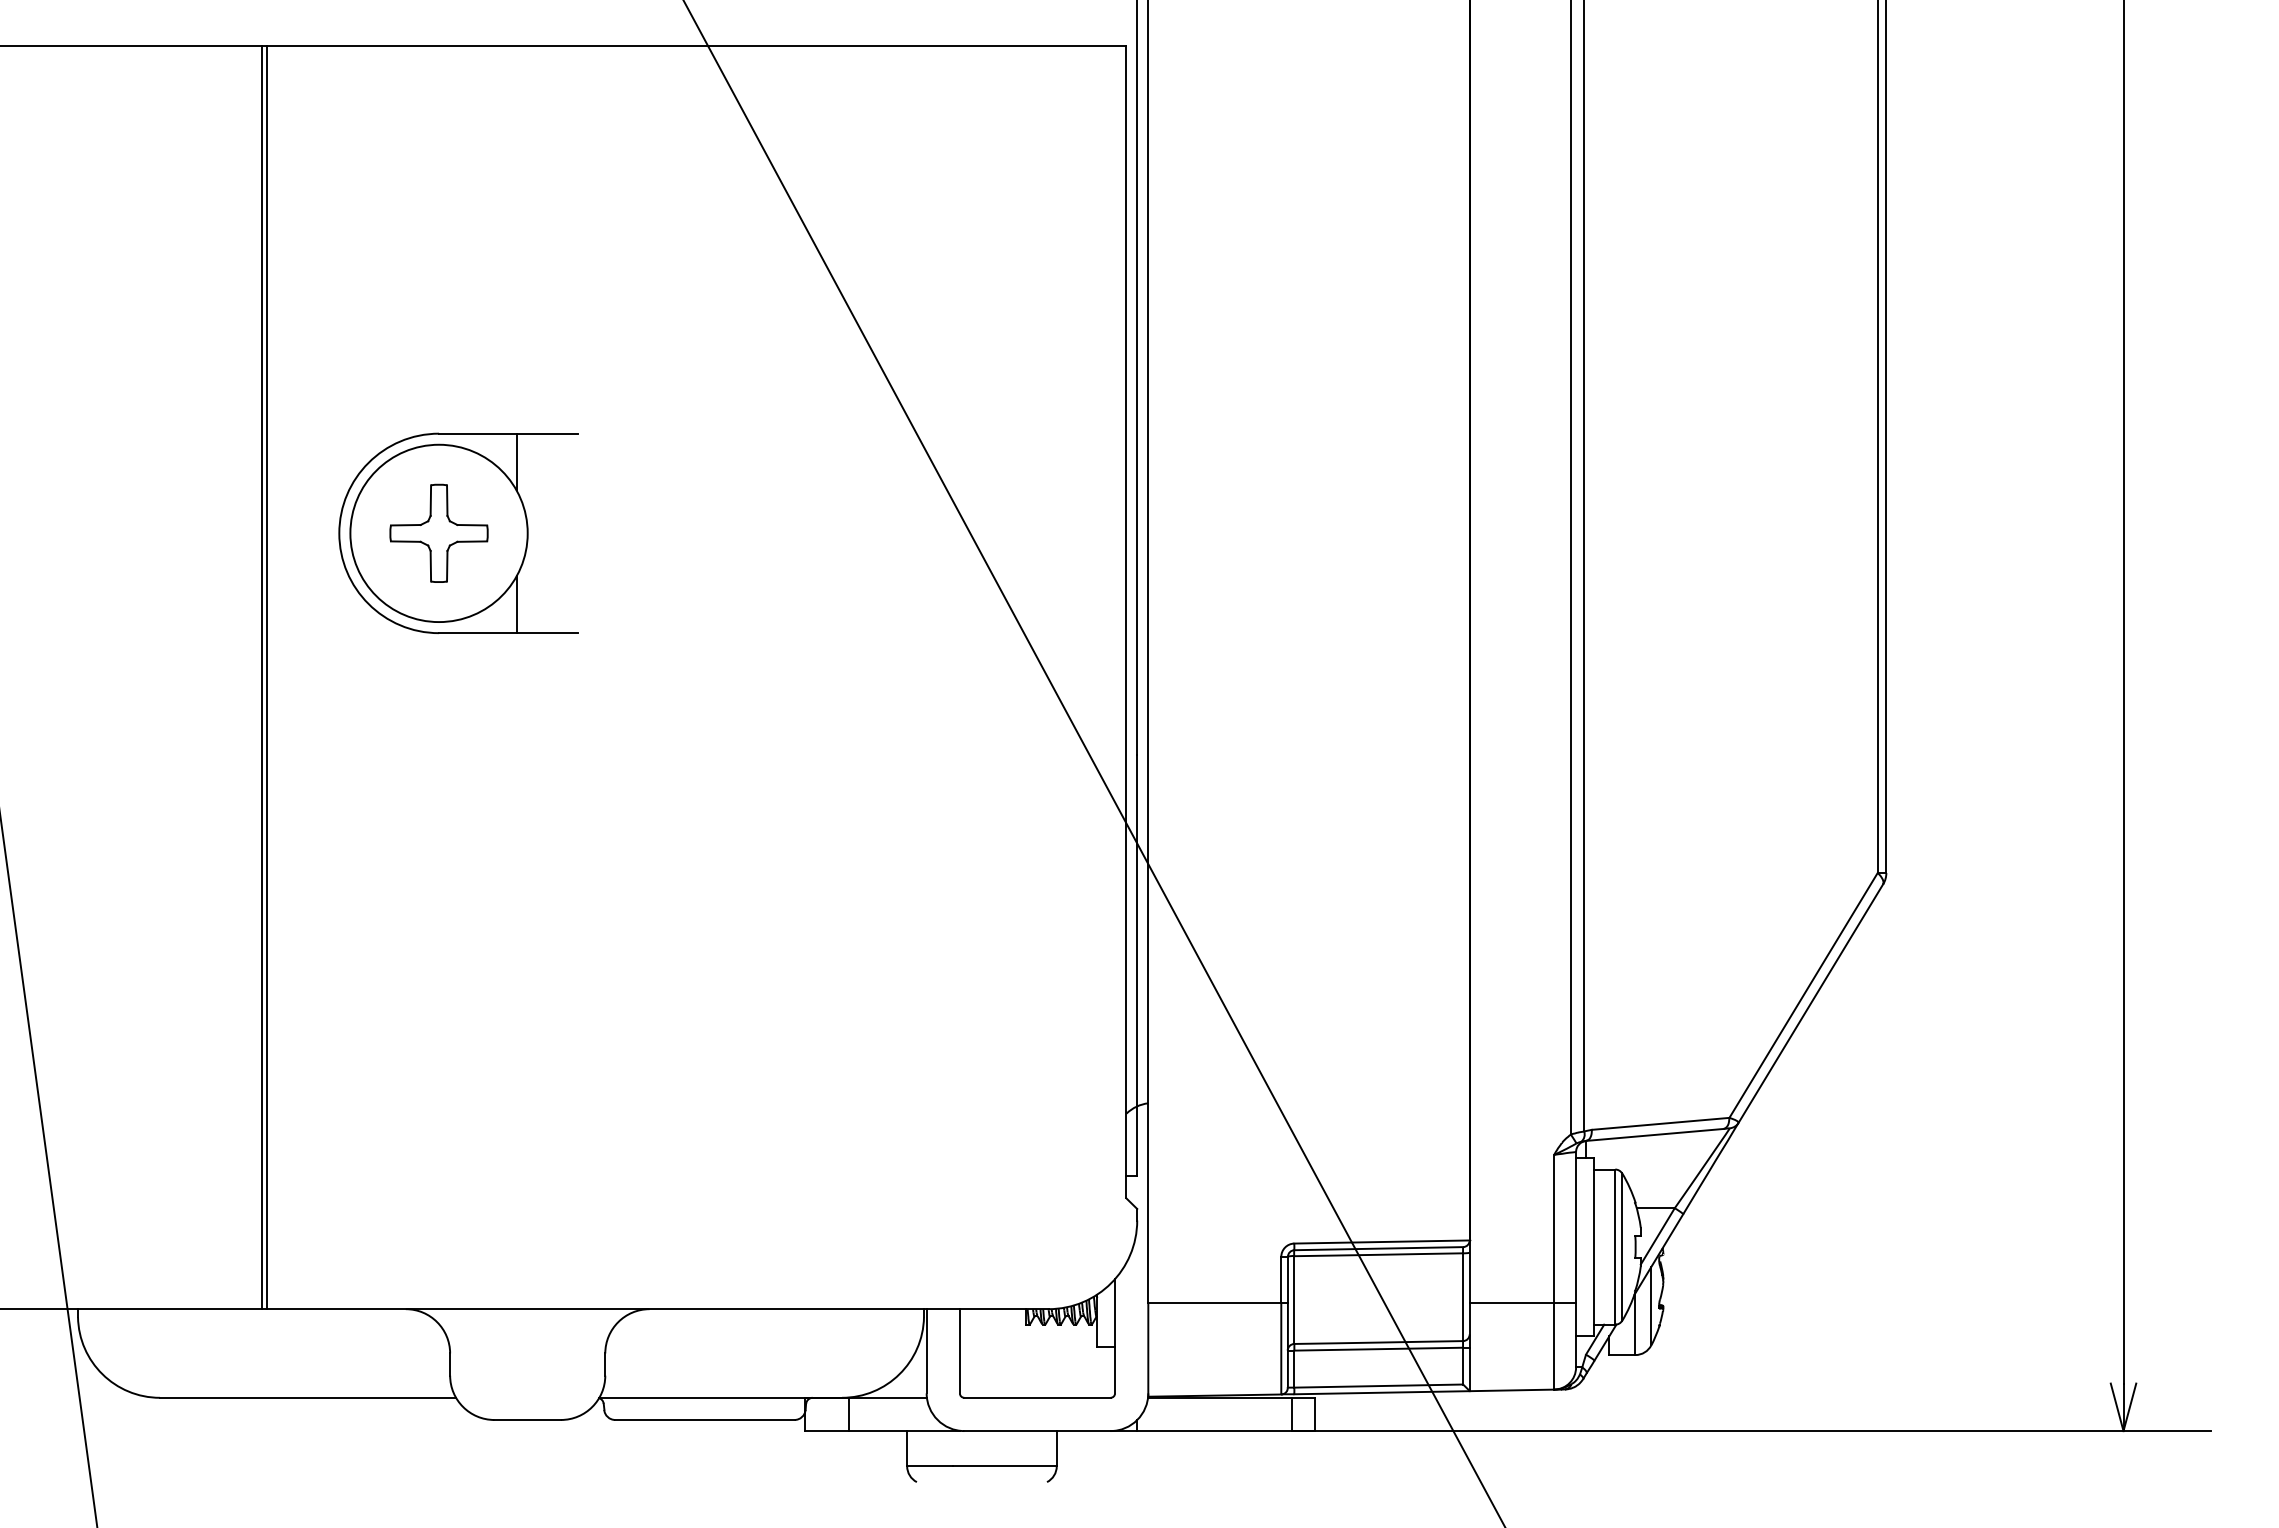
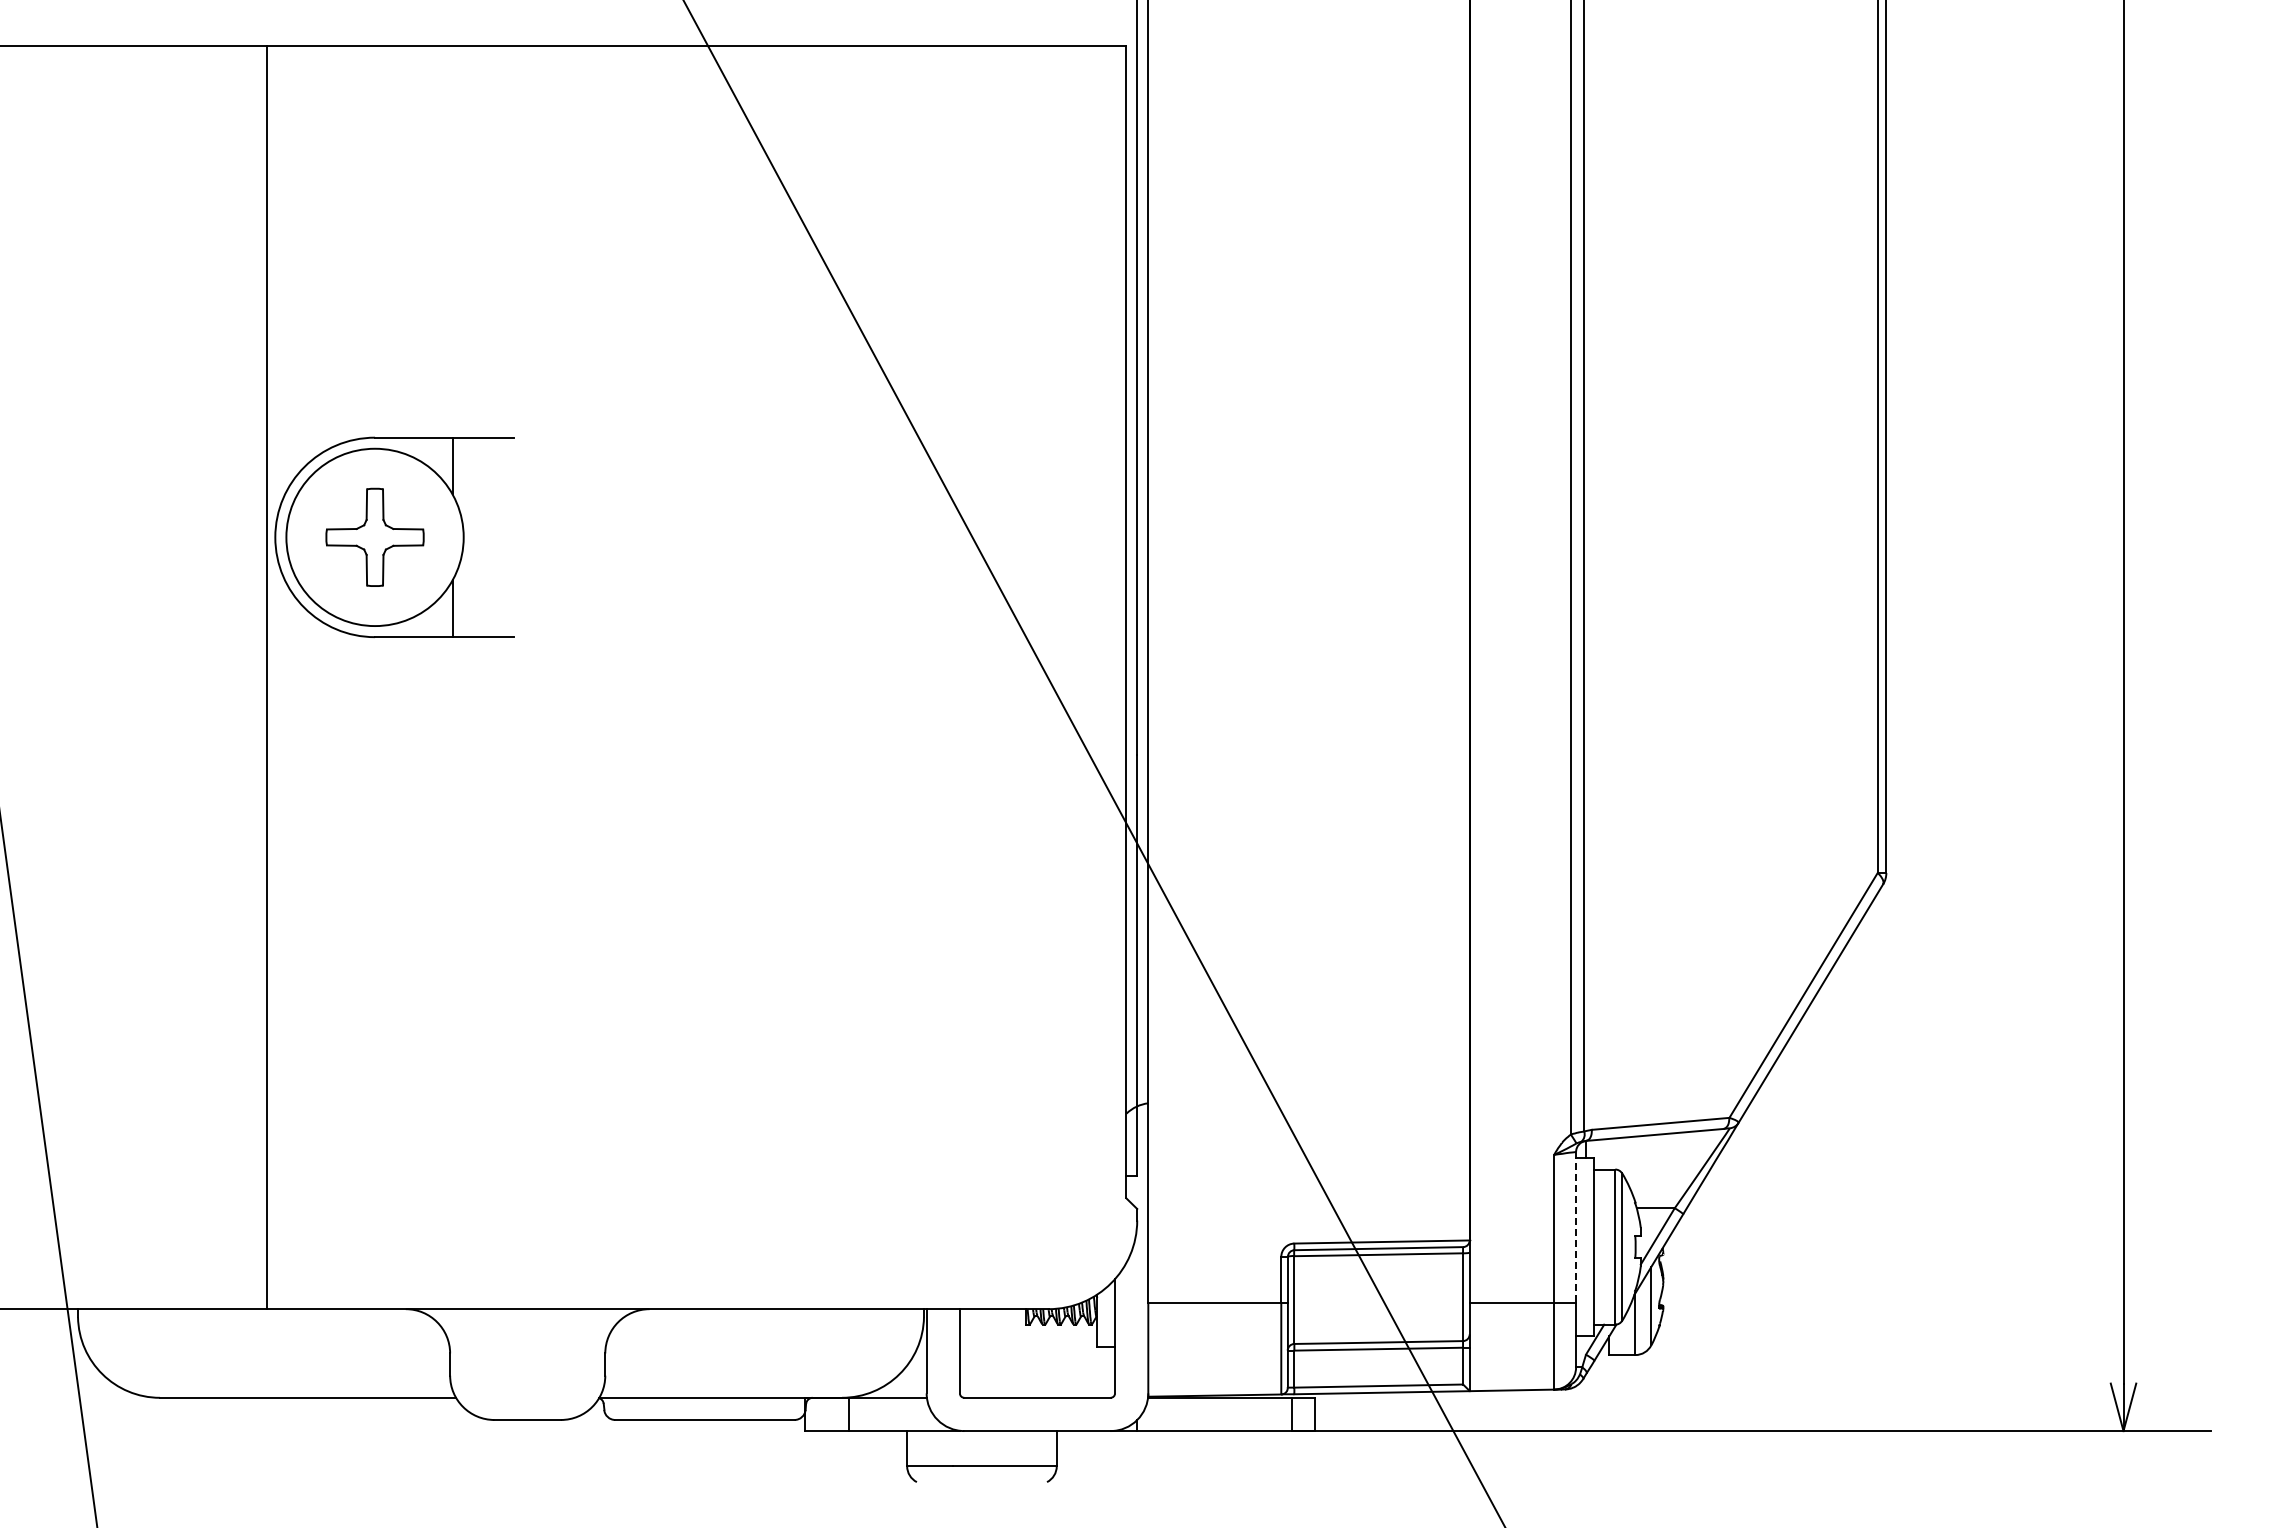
part position: (458, 532) -> (394, 536) (394, 536)
line: present -> none (261, 677)
line: solid -> dashed (1576, 1227)
